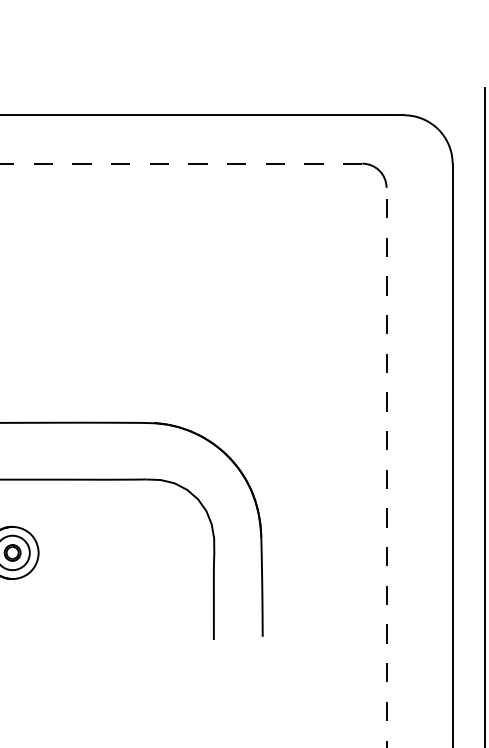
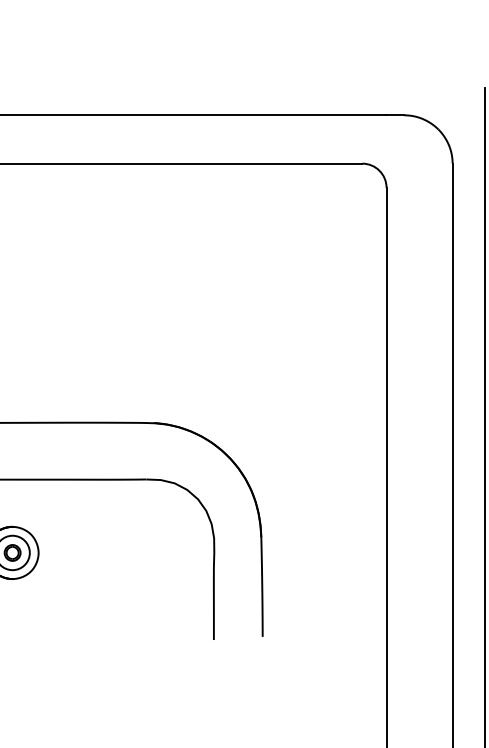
line: dashed -> solid (181, 163)
line: dashed -> solid (386, 467)
